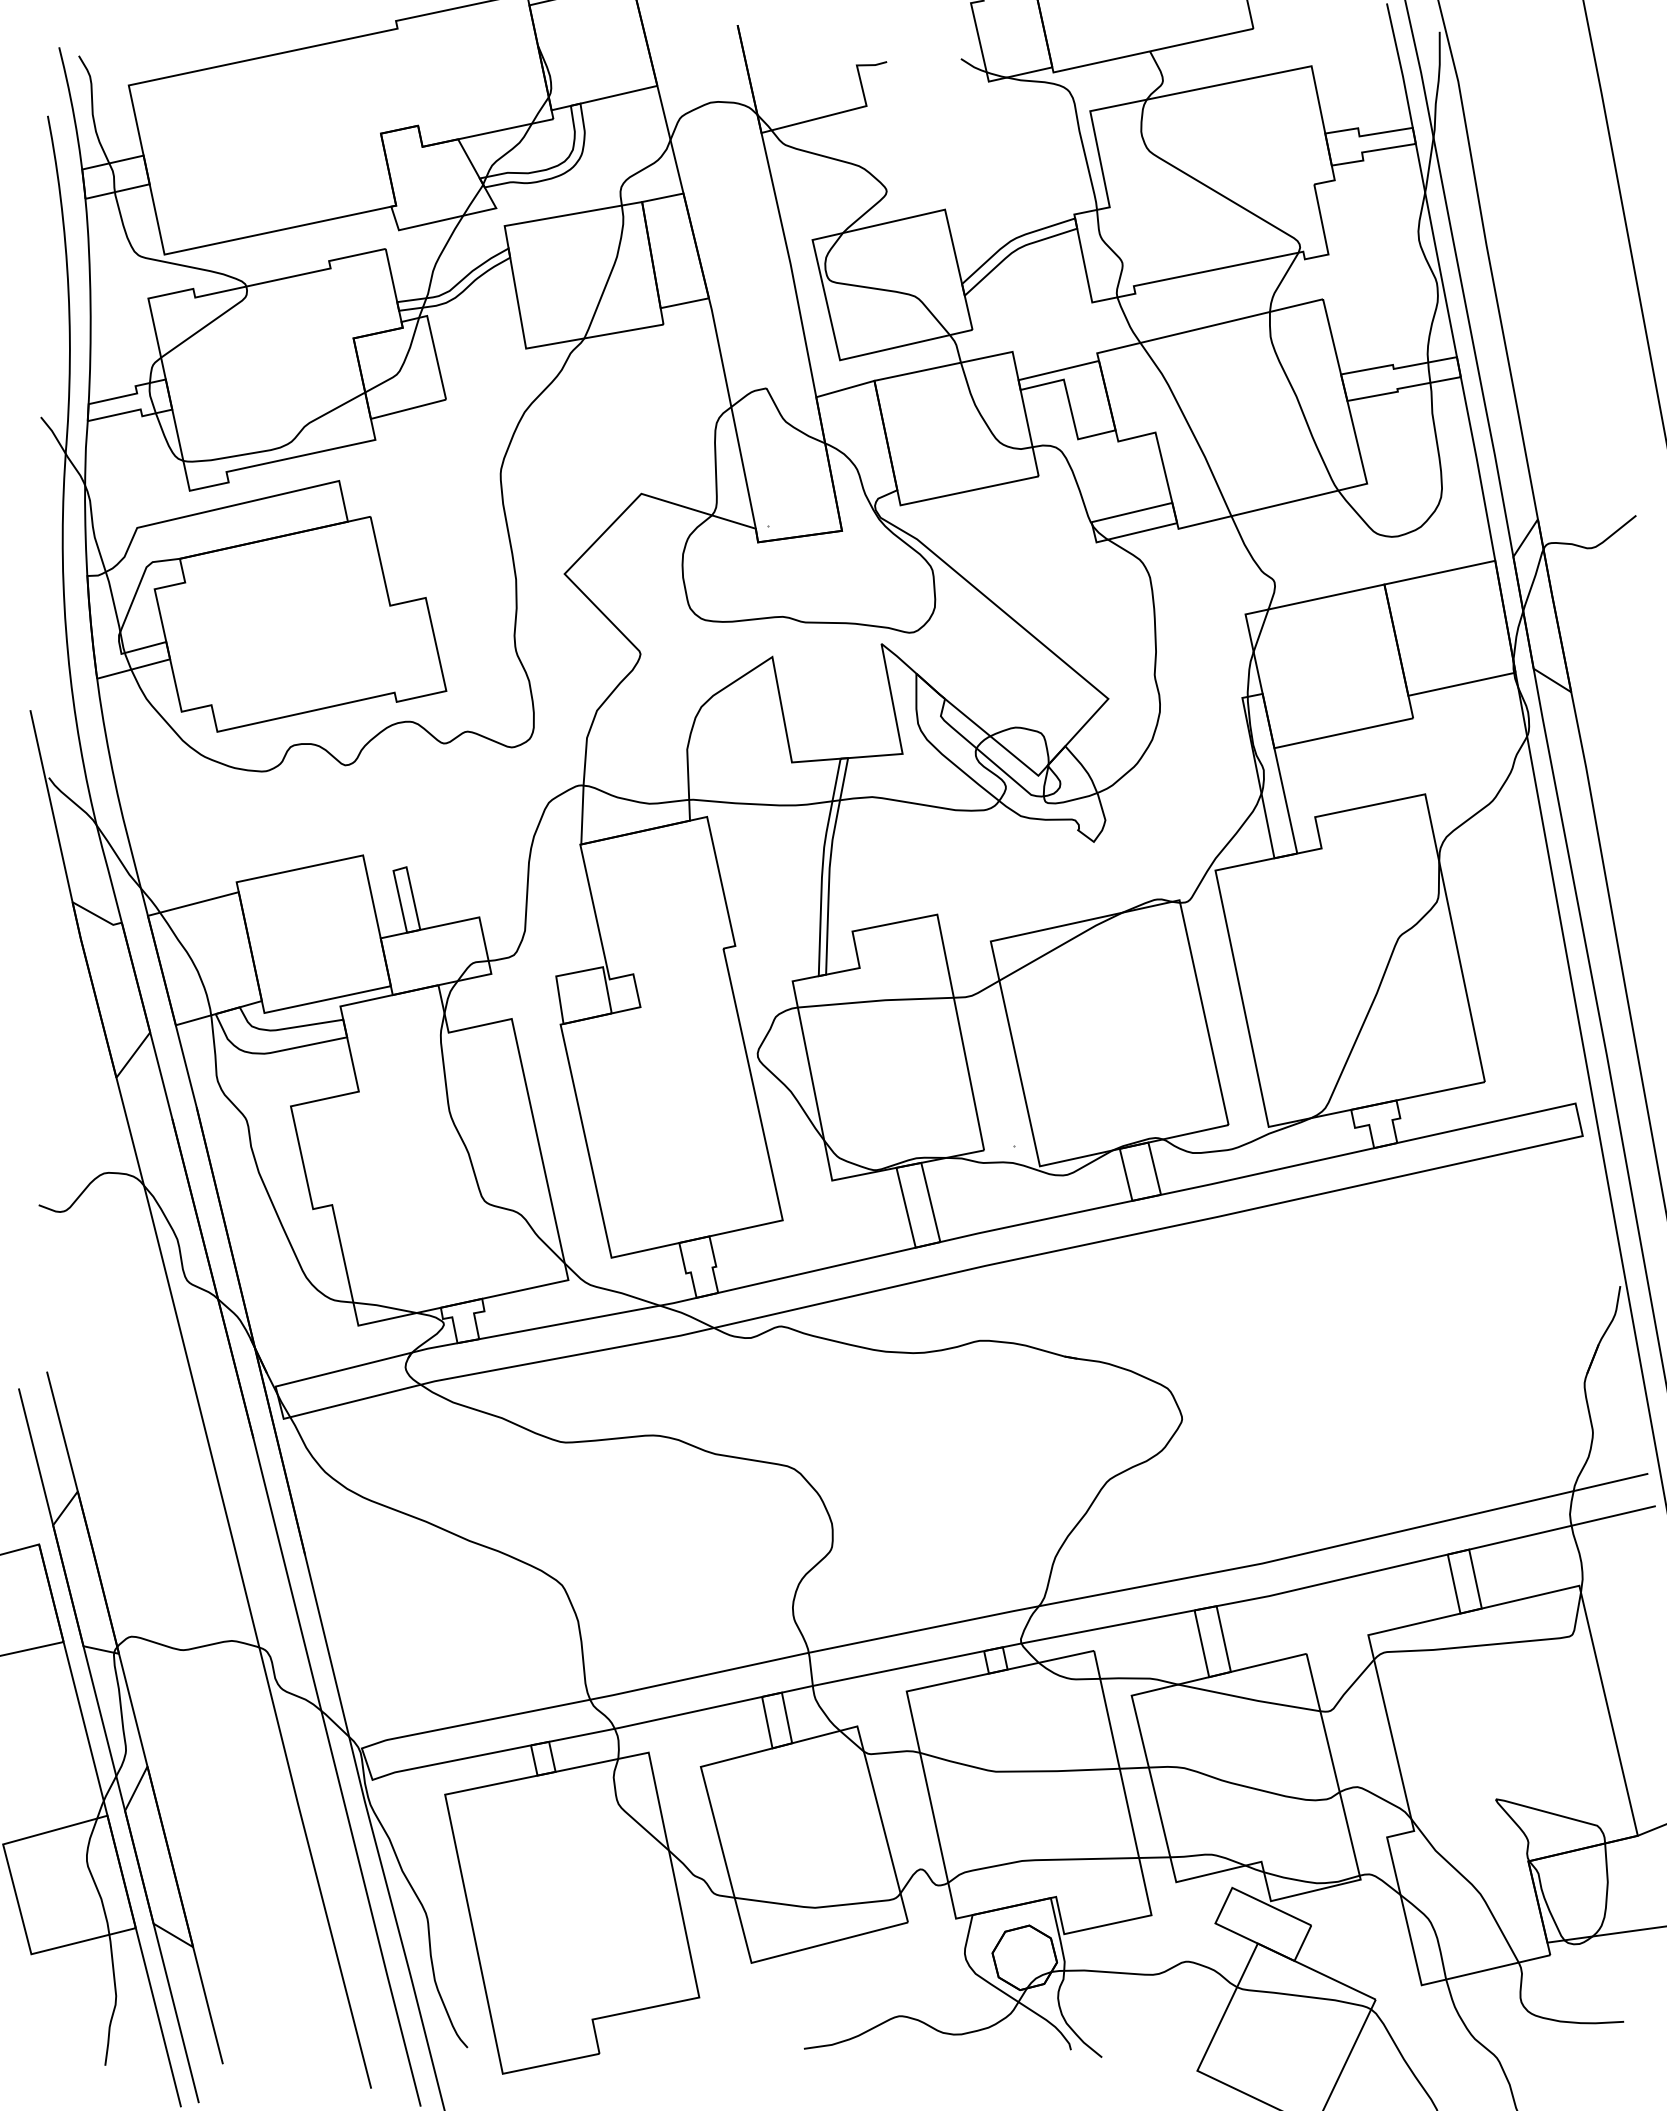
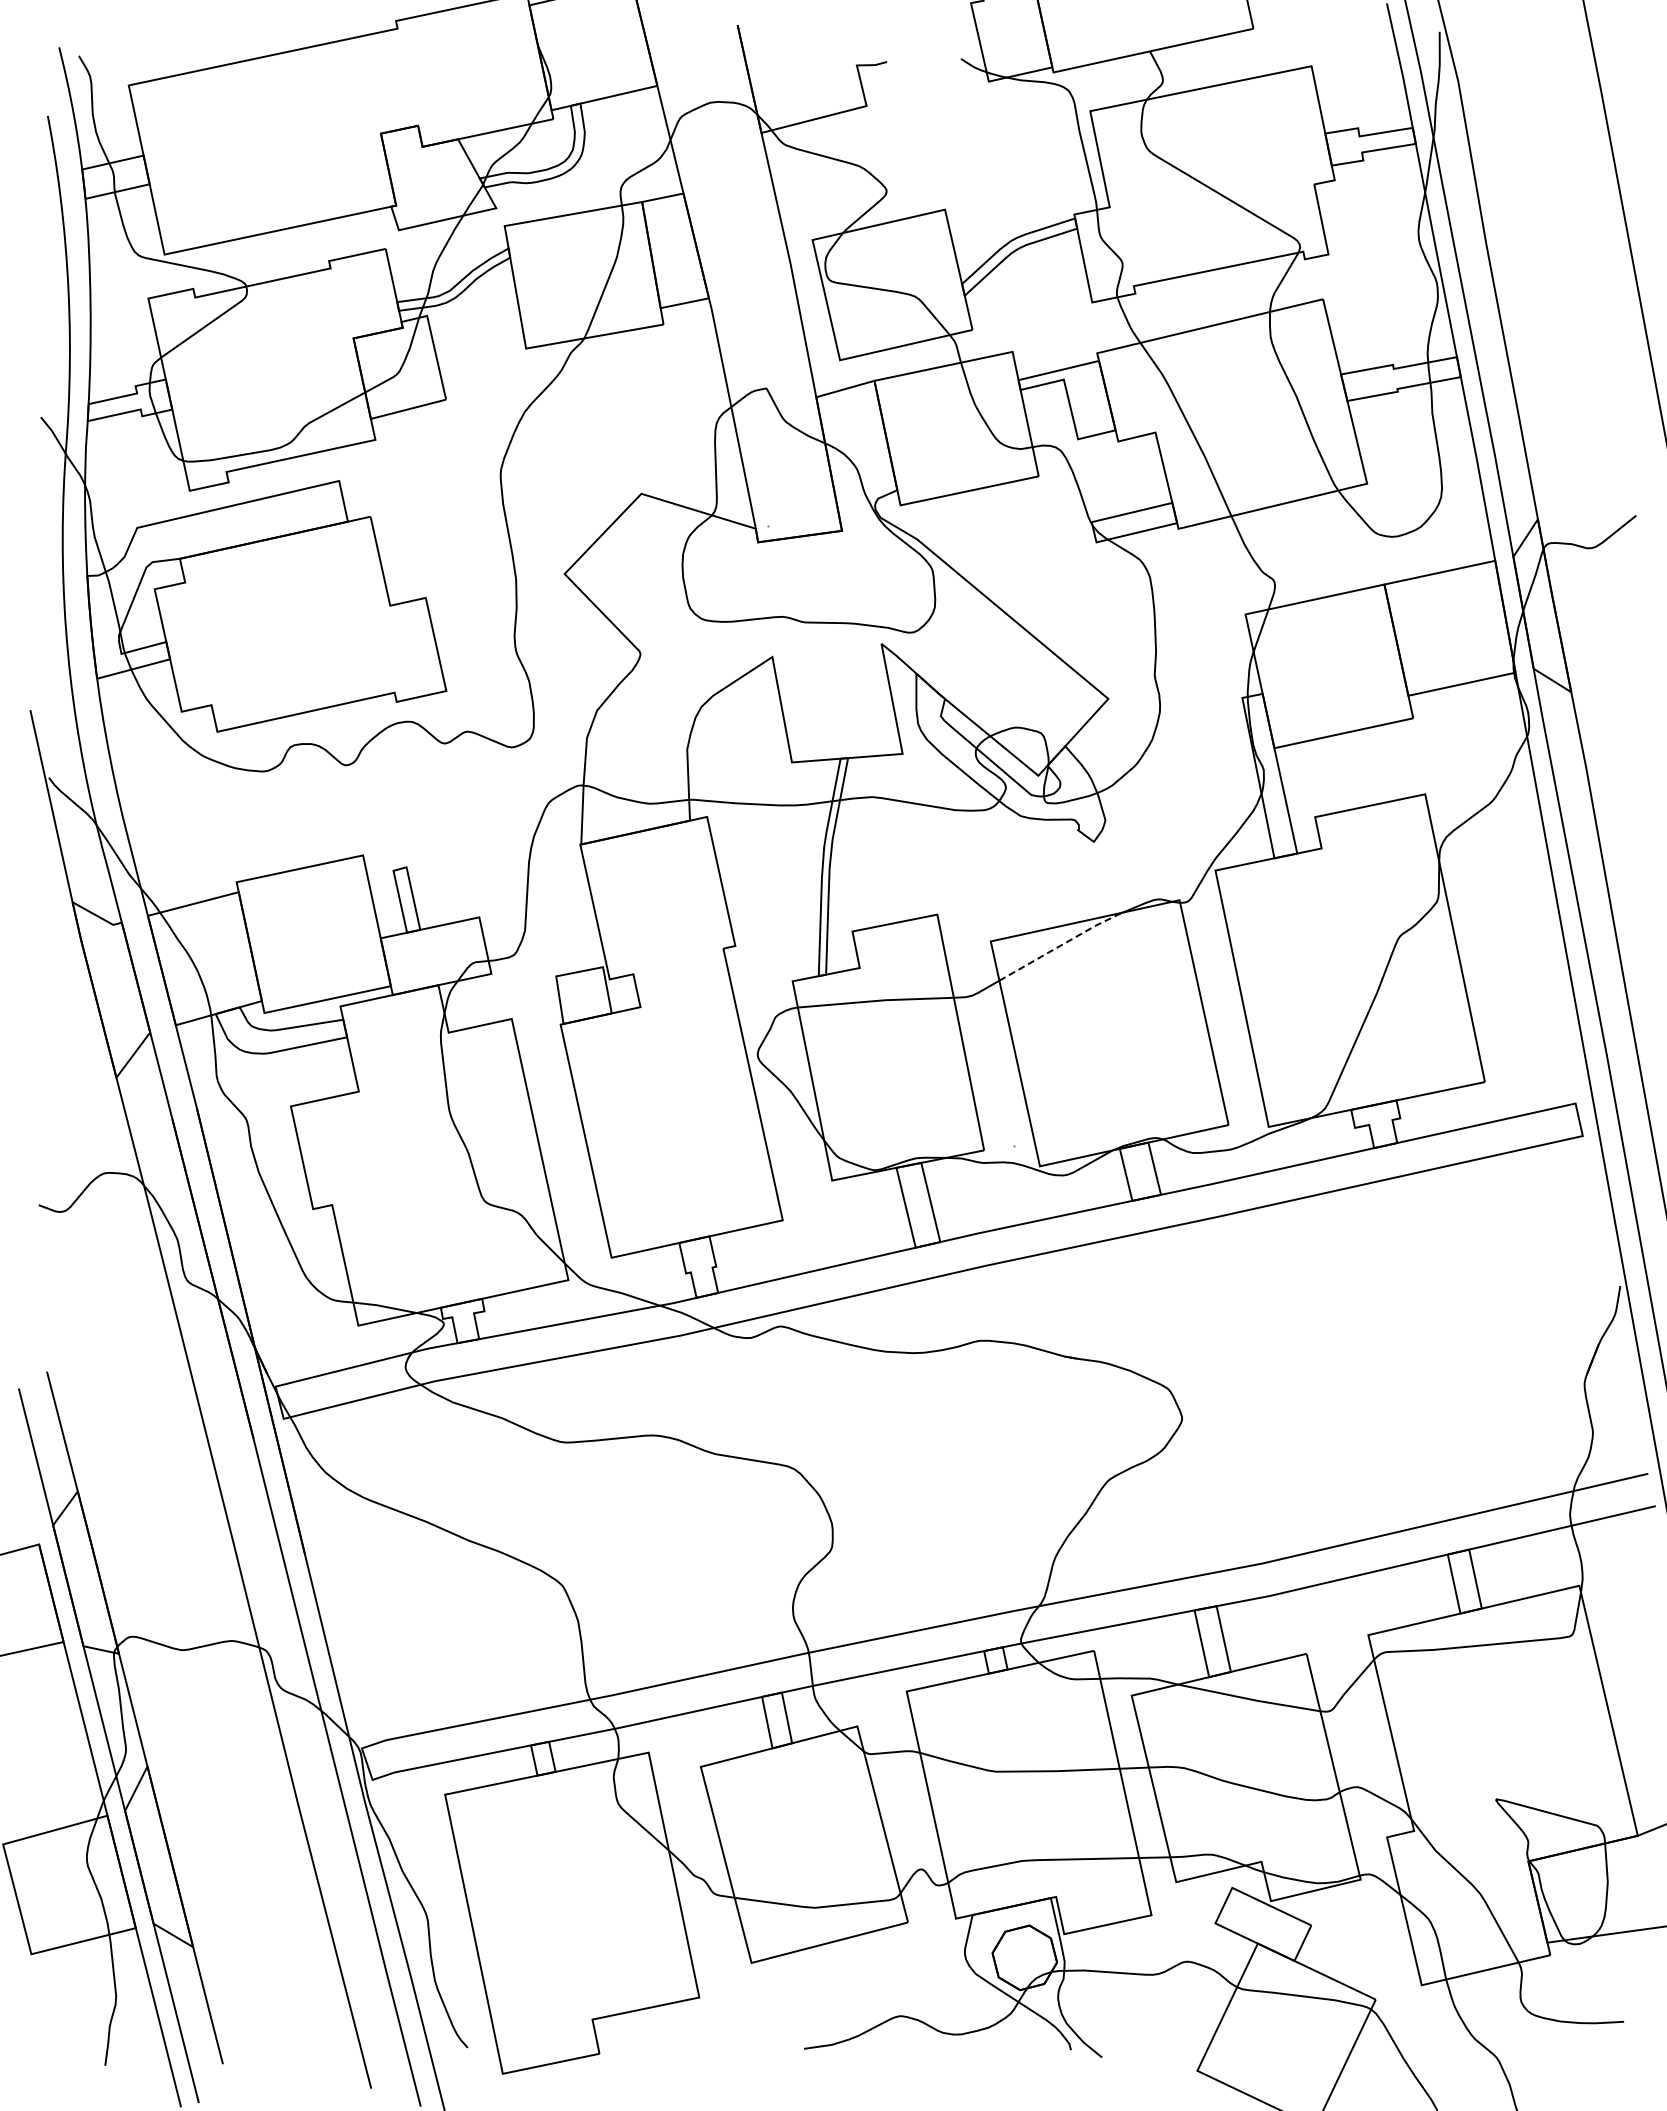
line: solid -> dashed (1061, 945)
